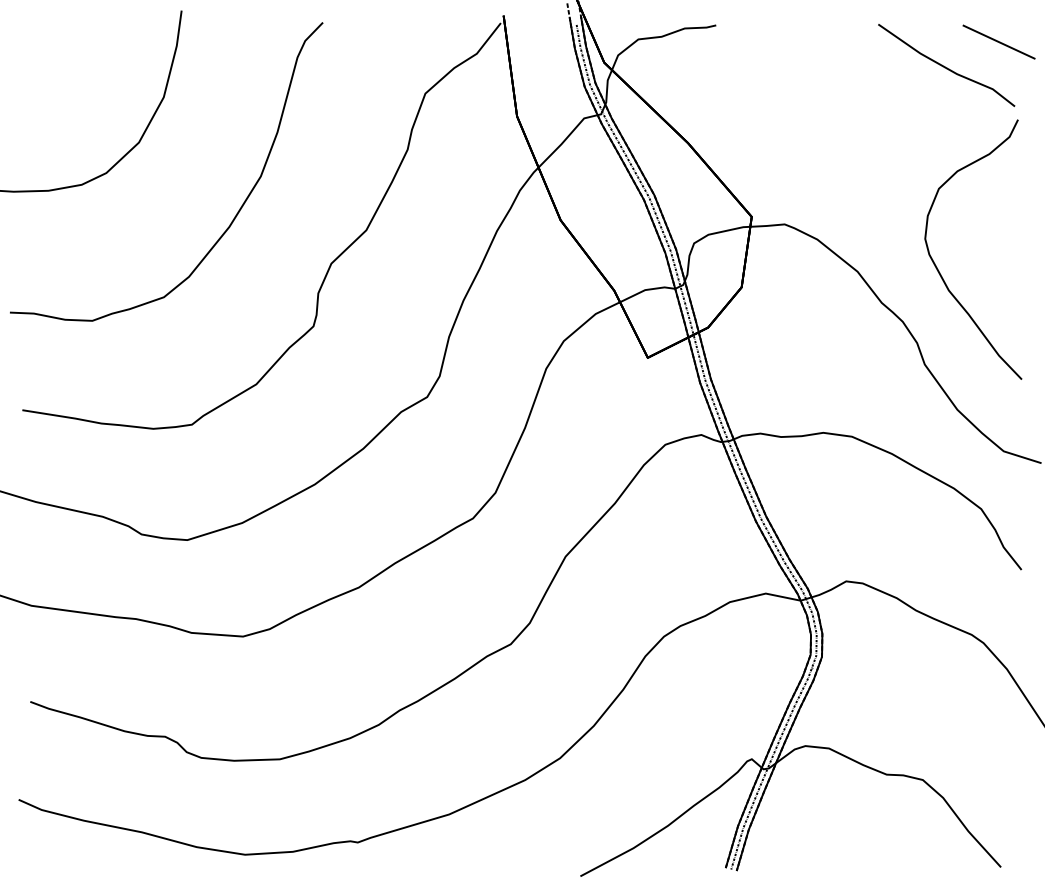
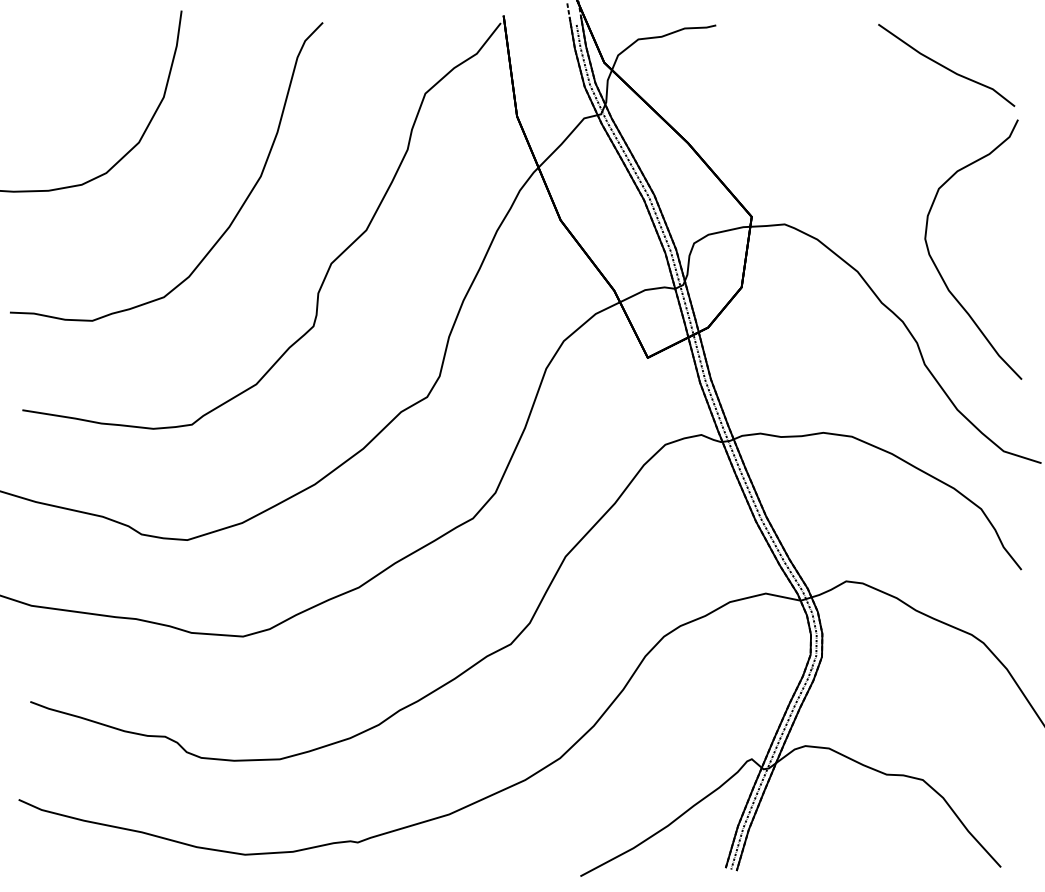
line: present -> none (998, 41)
